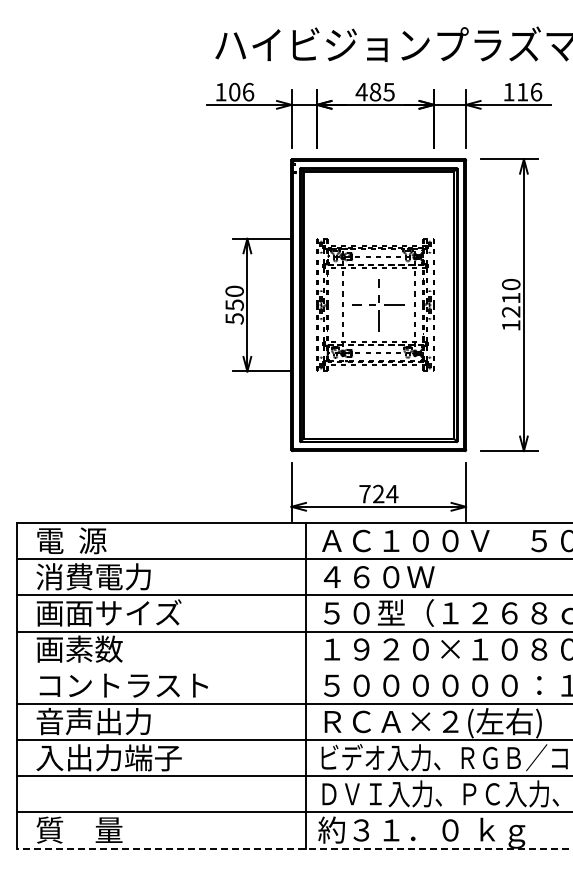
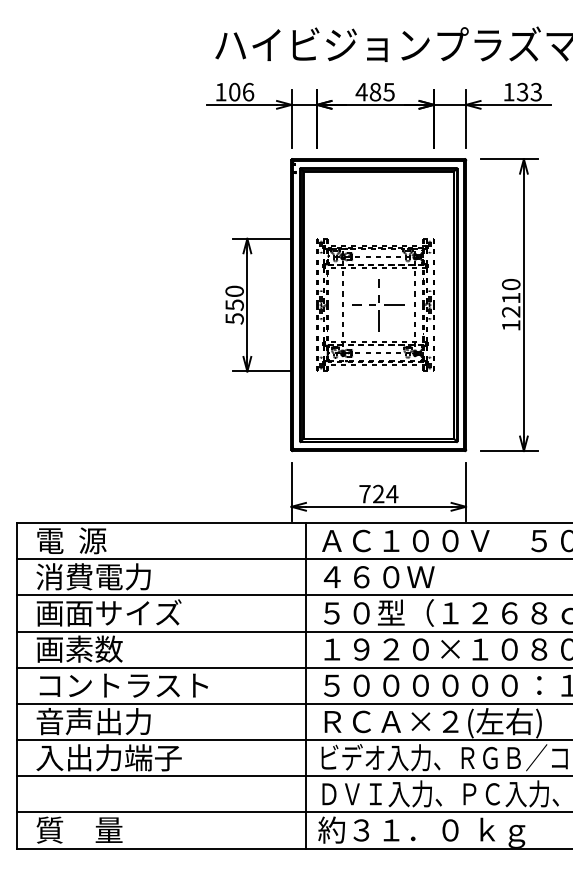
text: 116 -> 133 (529, 91)
line: none -> present (293, 667)
line: dashed -> solid (294, 848)
